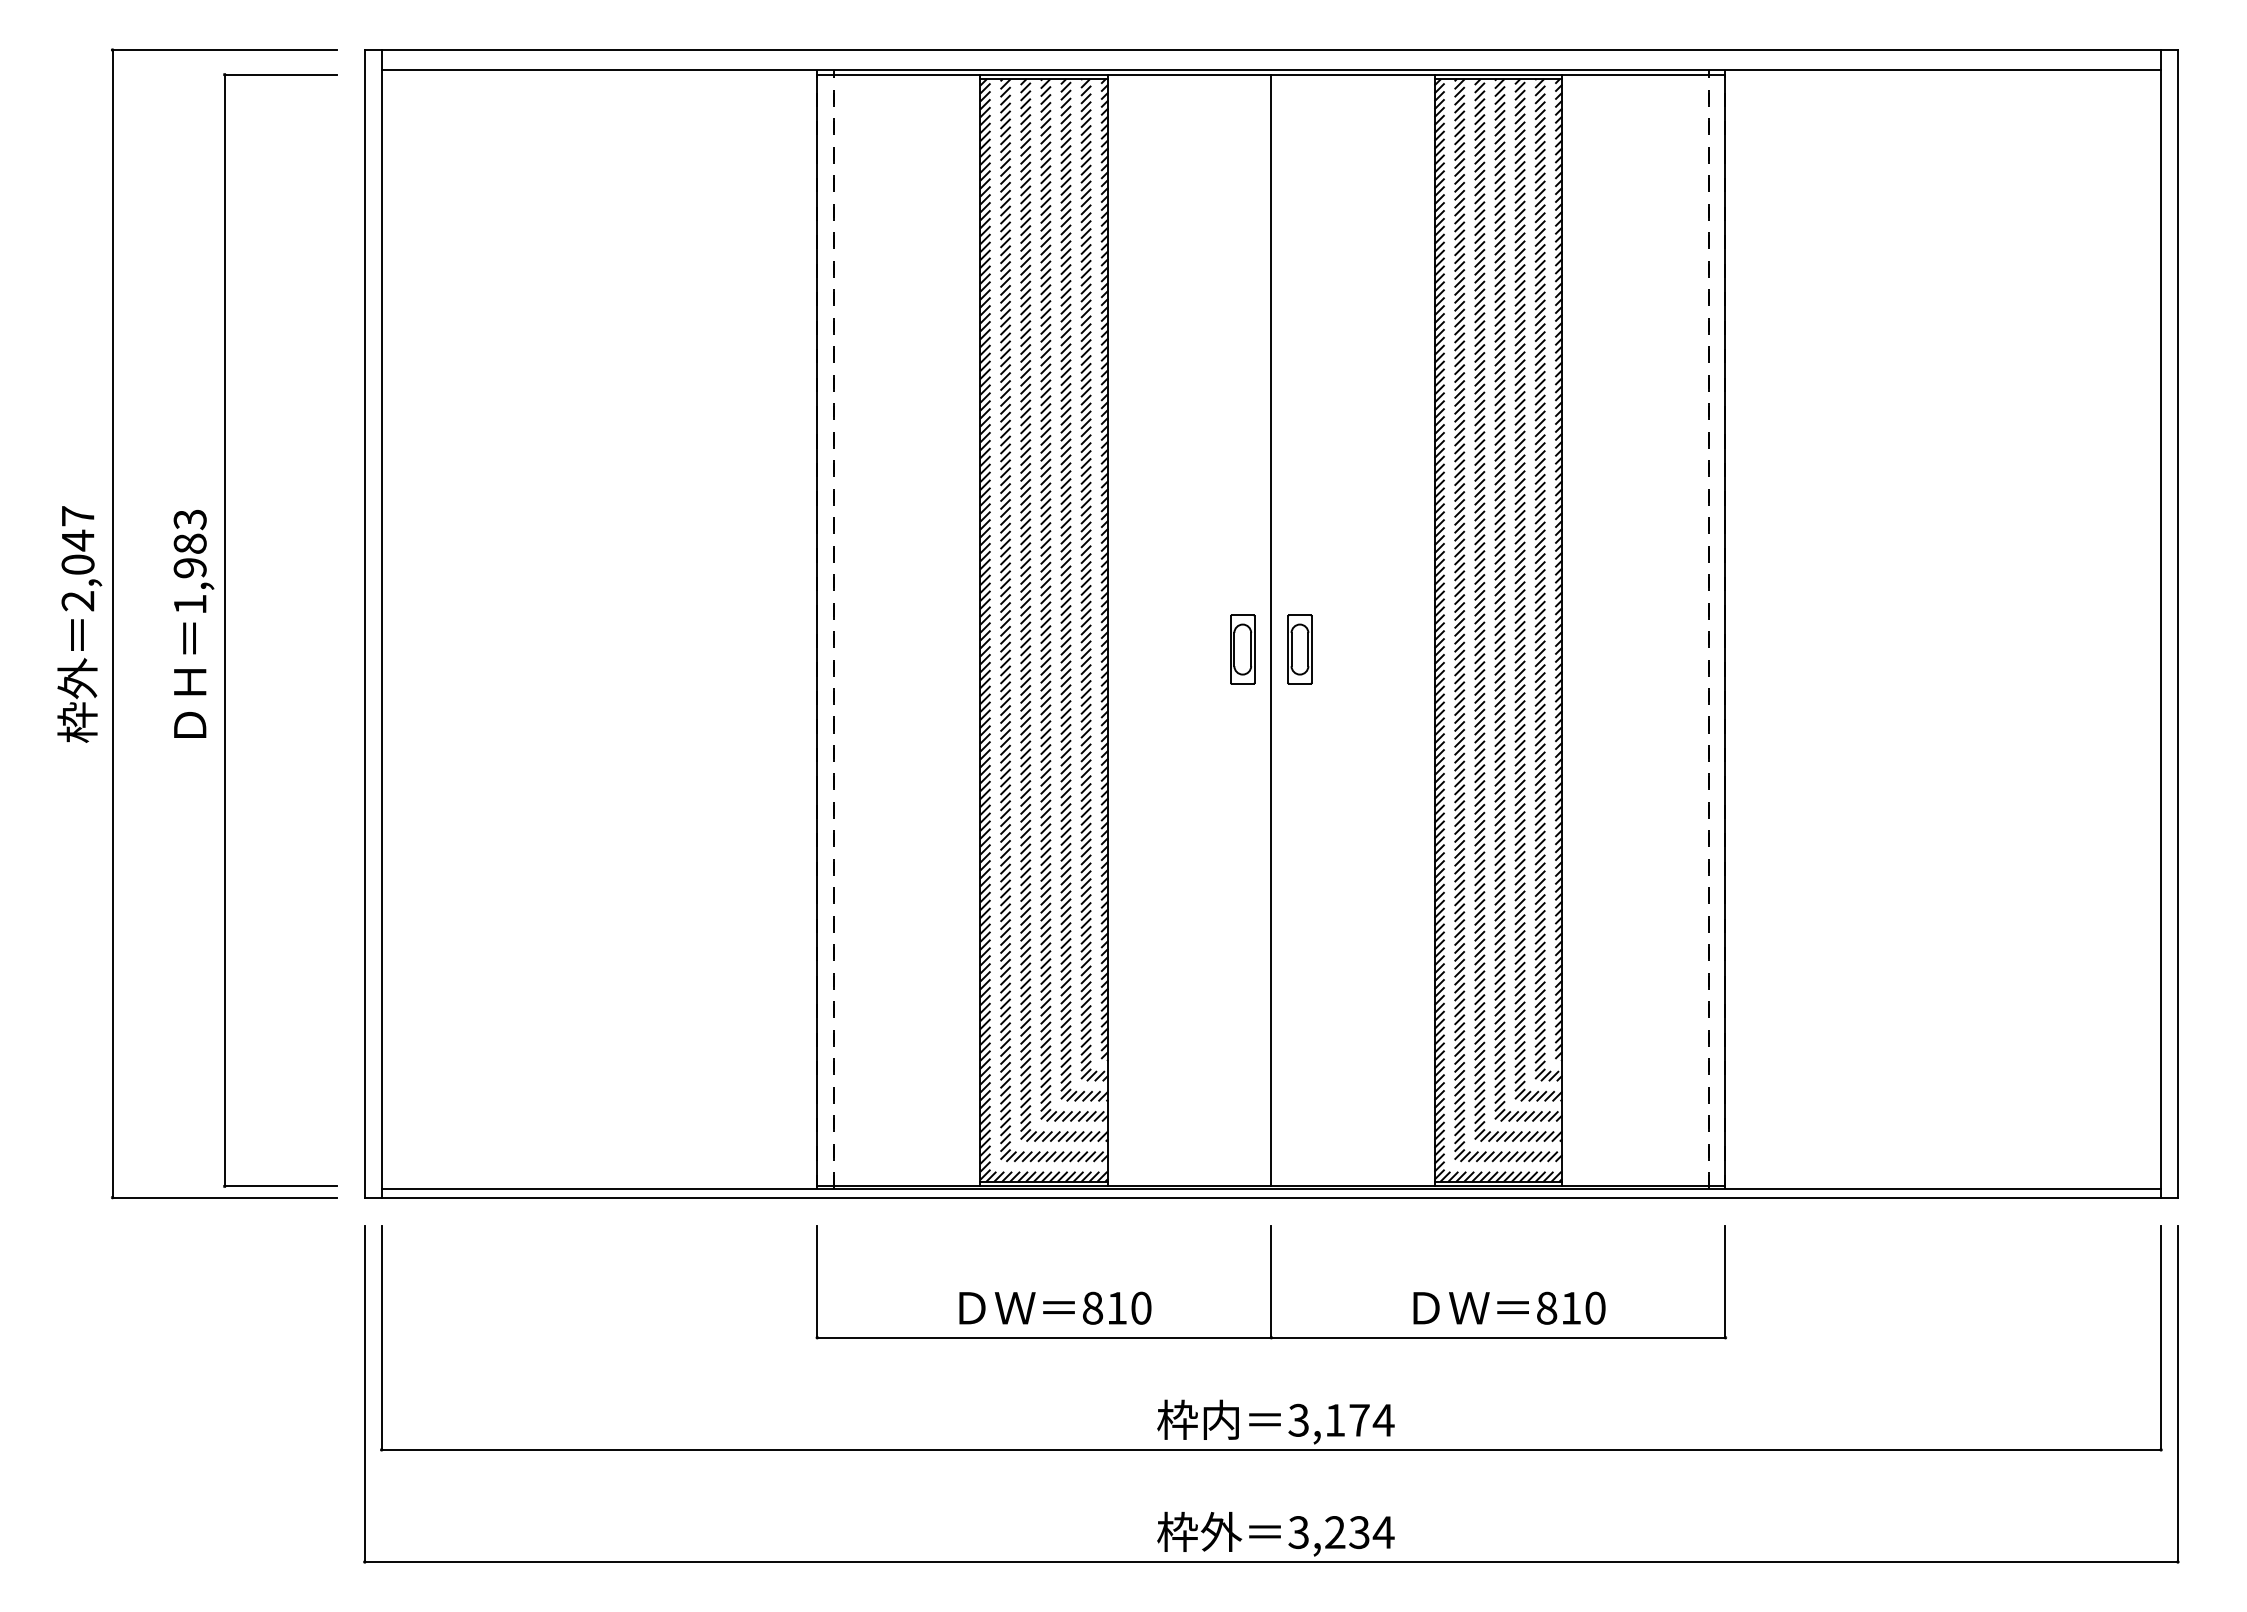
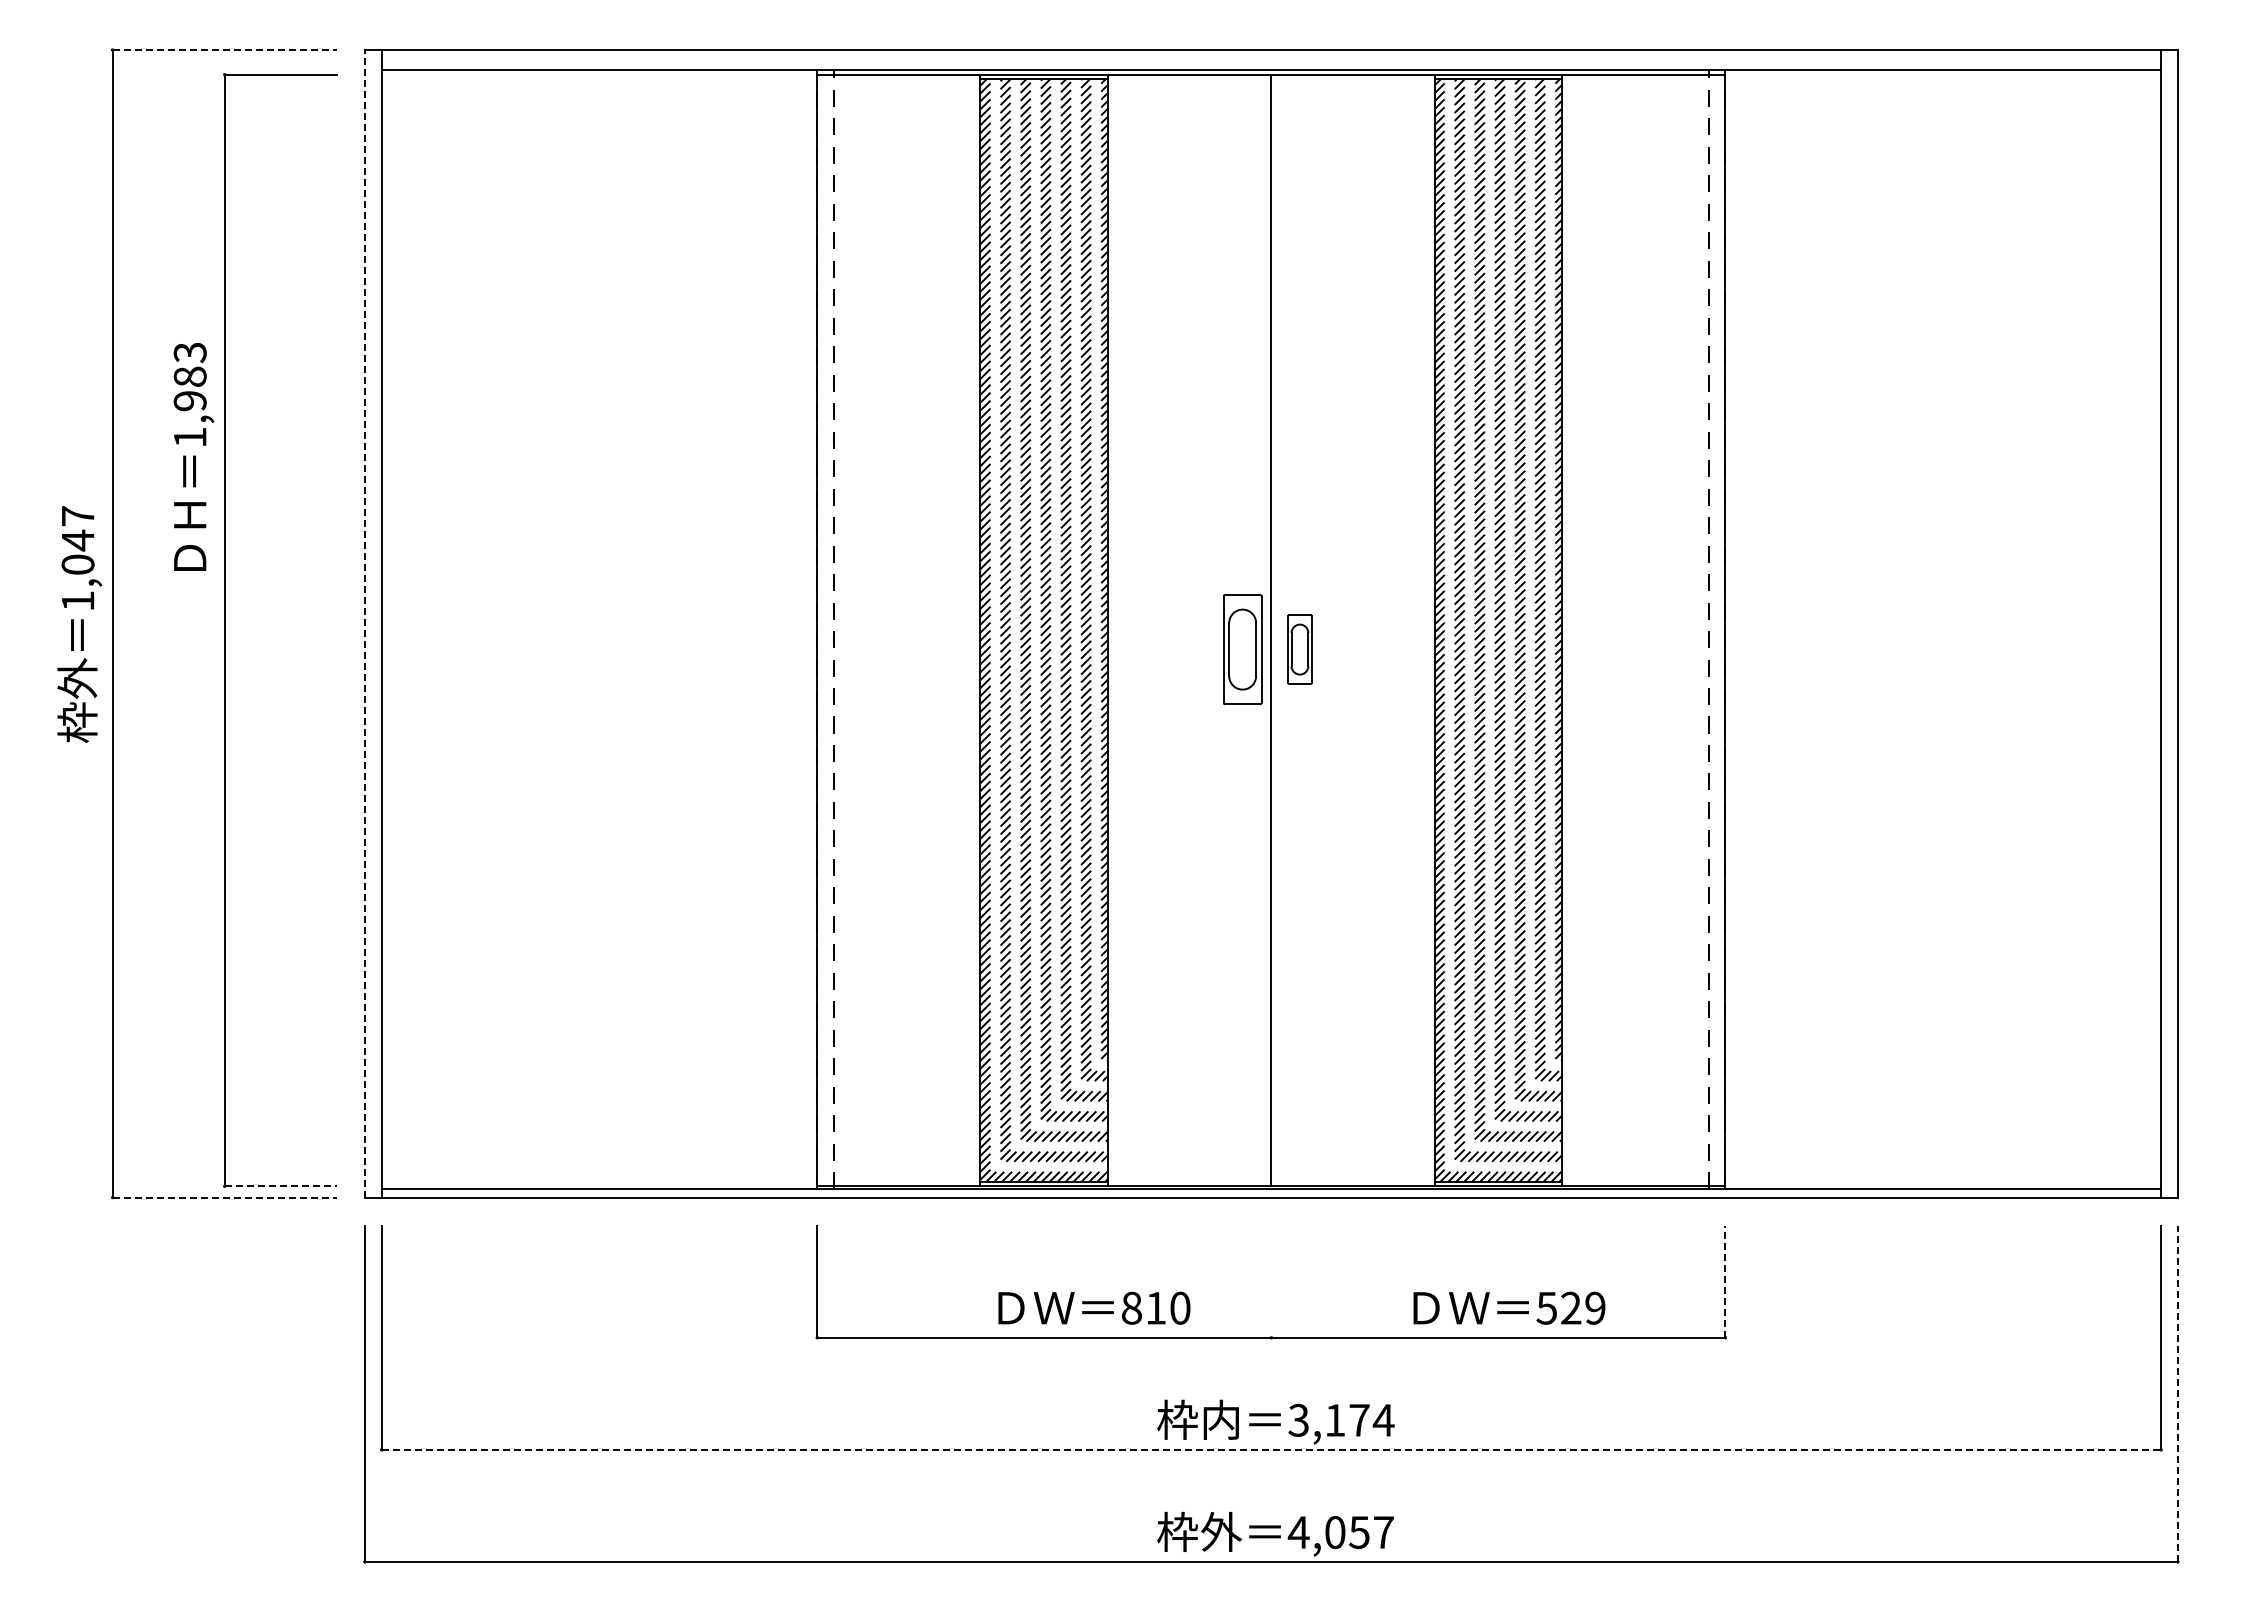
line: solid -> dashed (225, 49)
text: 2,047 -> 1,047 (77, 601)
text position: (193, 623) -> (193, 456) (193, 456)
line: solid -> dashed (364, 623)
part size: 26x71 px -> 40x112 px (1242, 649)
line: solid -> dashed (281, 1186)
line: solid -> dashed (225, 1197)
line: present -> none (1271, 1281)
line: solid -> dashed (1725, 1281)
text position: (1055, 1307) -> (1094, 1307) (1094, 1307)
text: 810 -> 529 (1570, 1307)
line: solid -> dashed (2177, 1393)
line: solid -> dashed (1271, 1449)
text: 3,234 -> 4,057 (1340, 1532)
